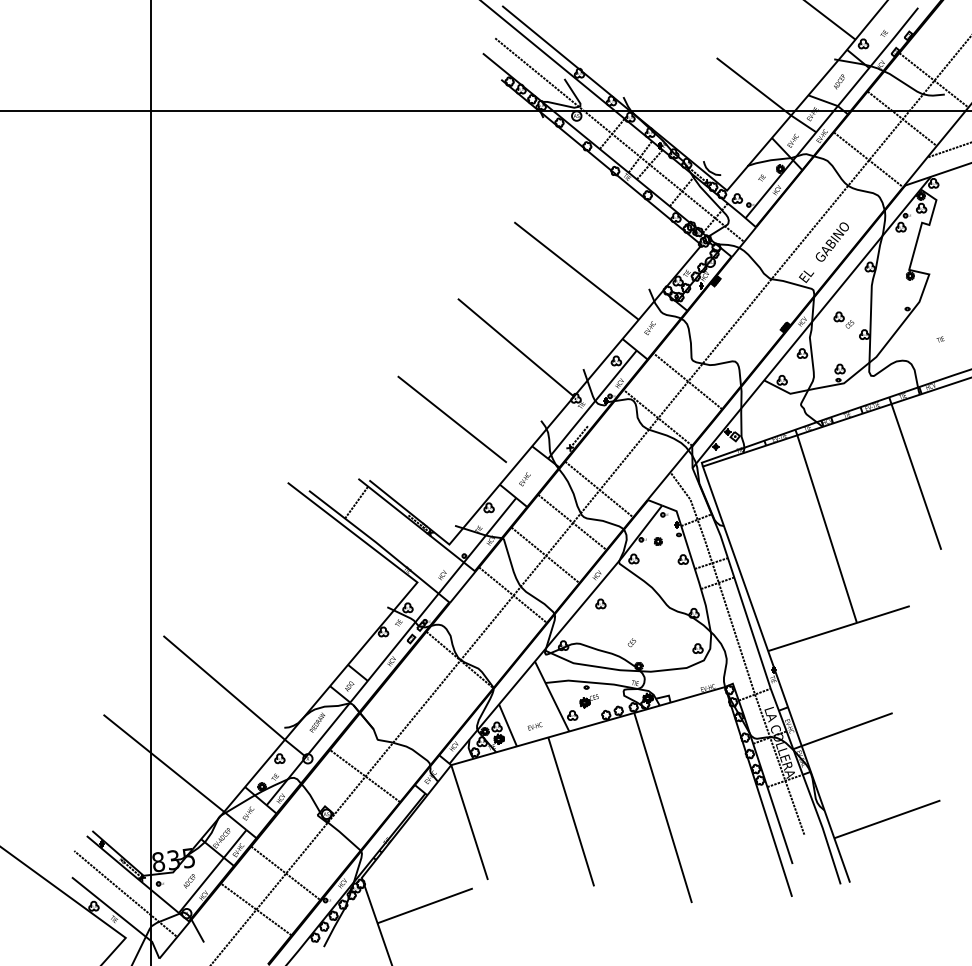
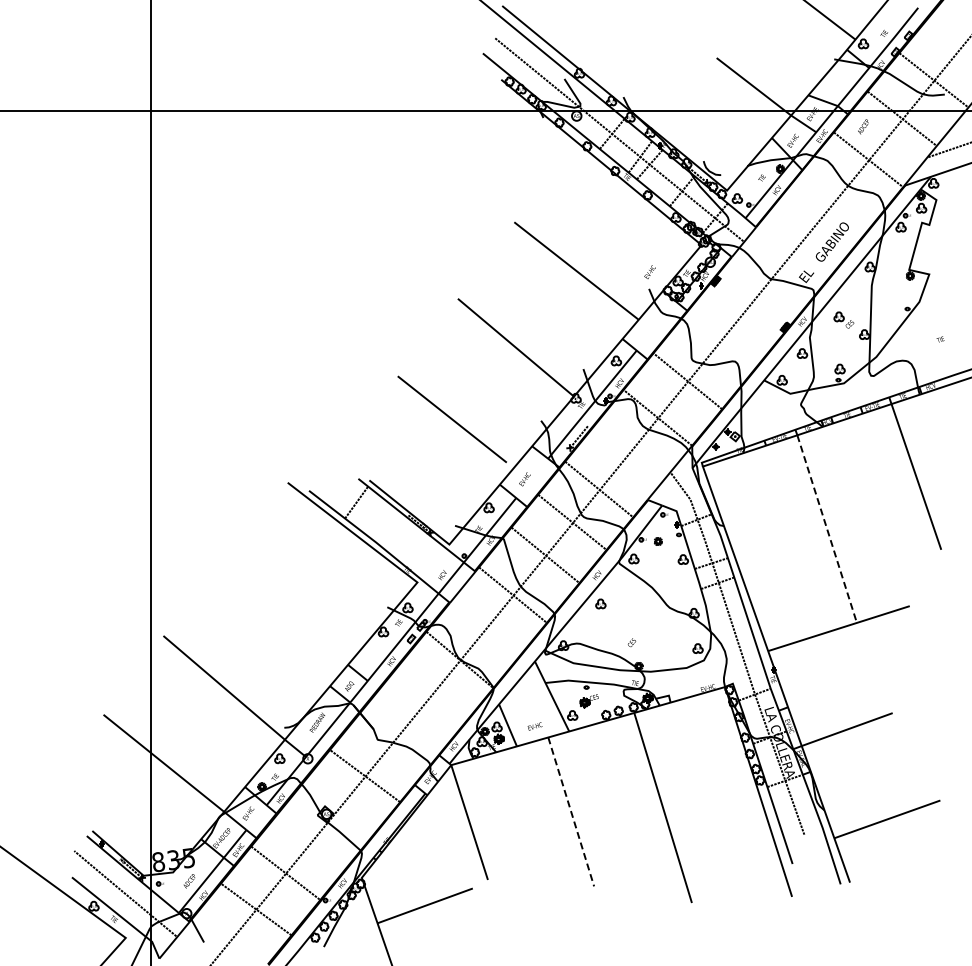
text position: (839, 81) -> (863, 126) (863, 126)
text position: (649, 327) -> (649, 271) (649, 271)
line: solid -> dashed (827, 529)
line: solid -> dashed (571, 811)
